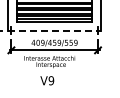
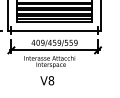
line: dashed -> solid (54, 31)
text: V9 -> V8 (51, 80)
